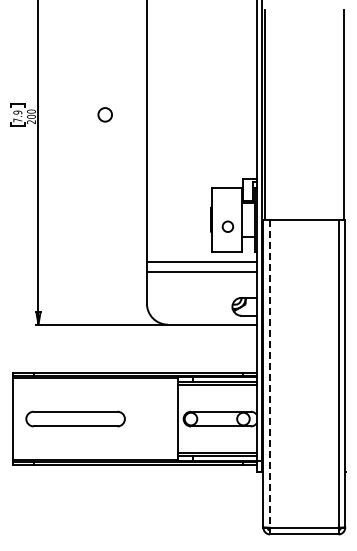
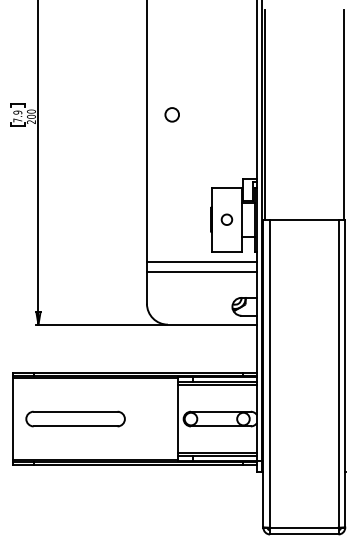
circle position: (104, 114) -> (171, 114) (171, 114)
part position: (227, 226) -> (226, 219) (226, 219)
line: dashed -> solid (270, 373)
